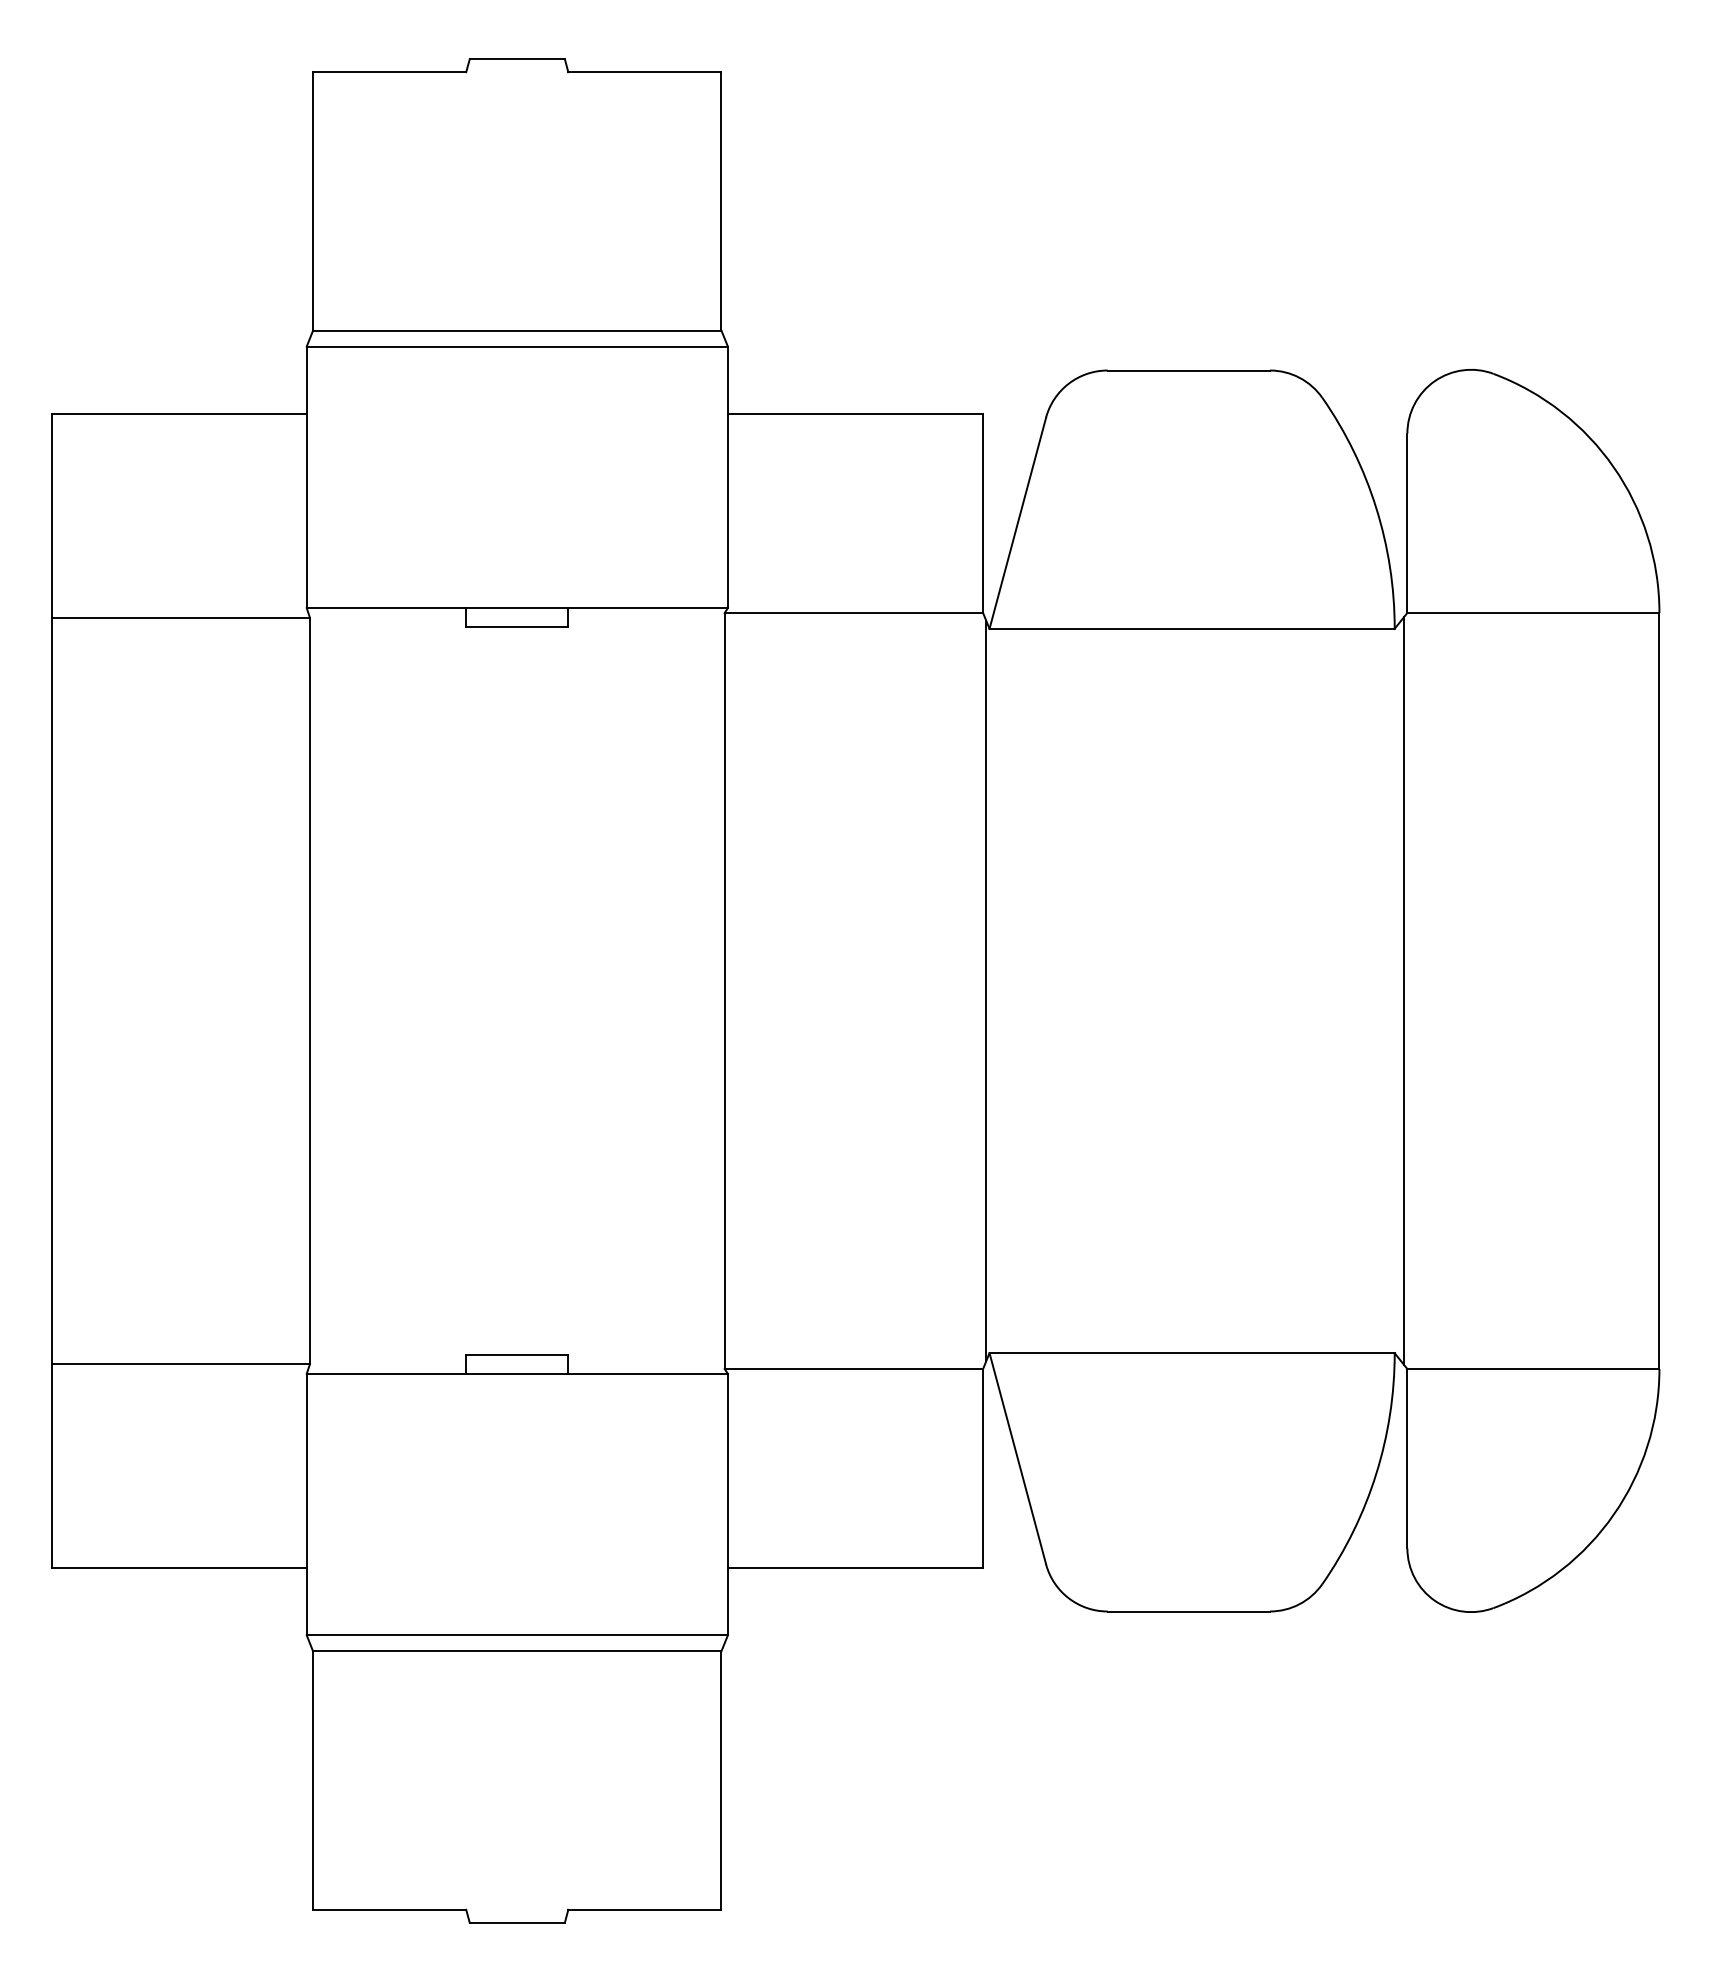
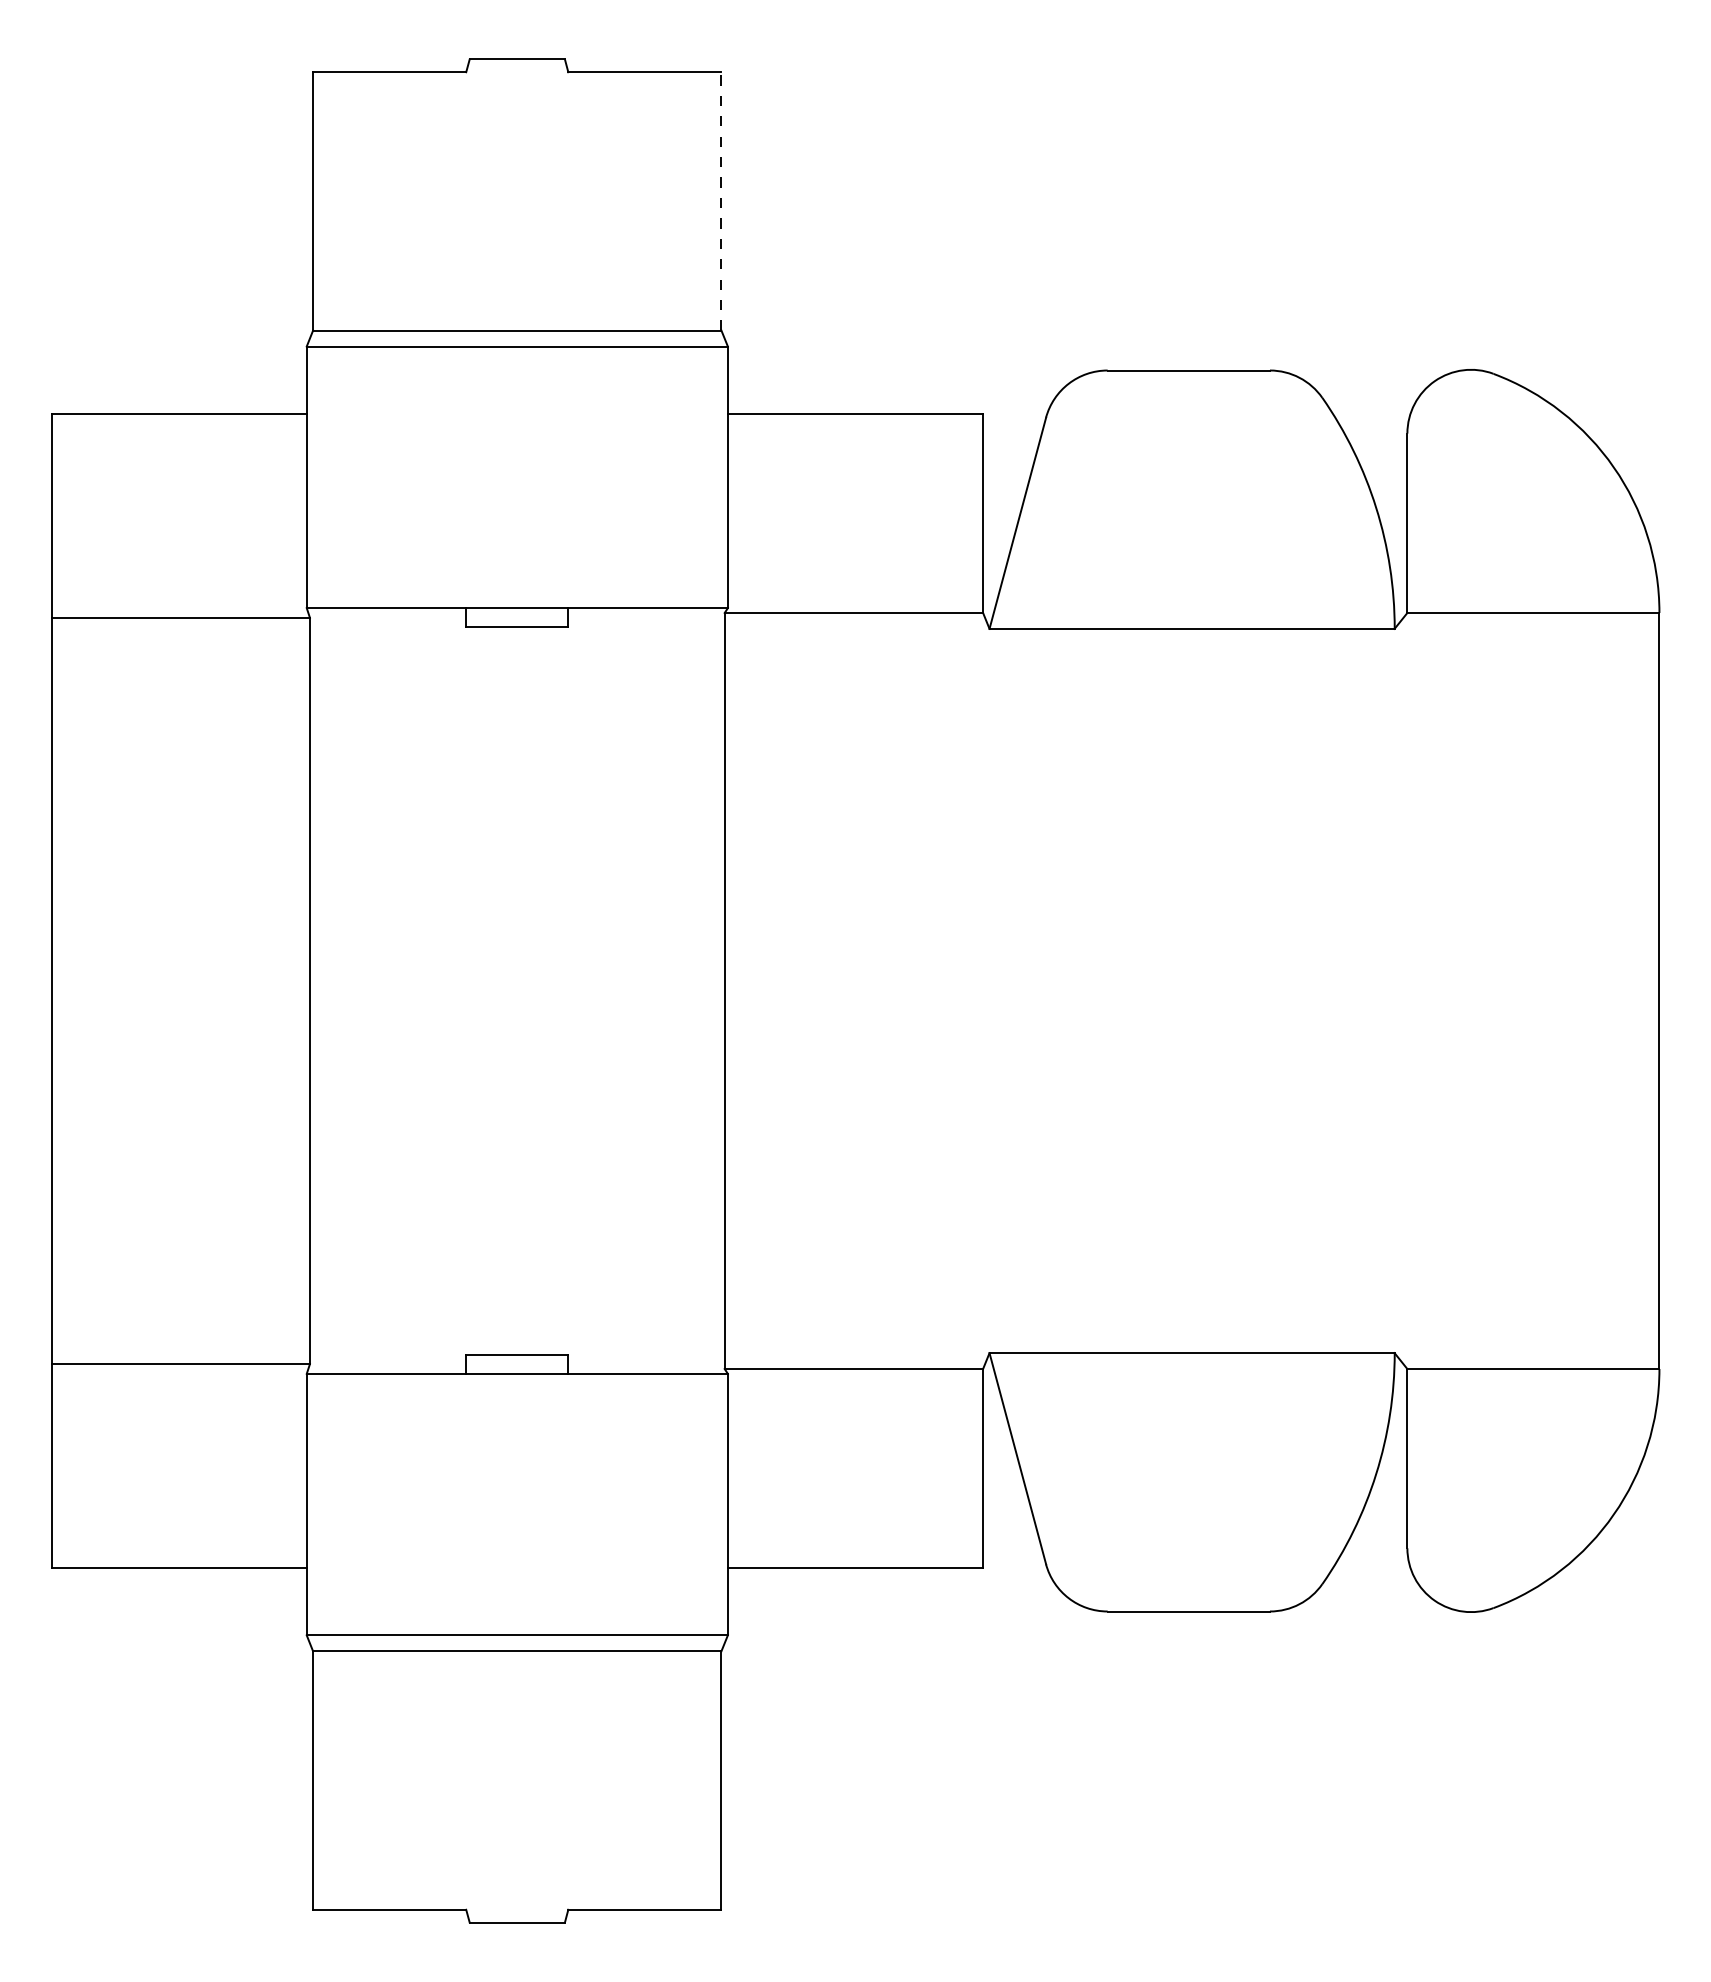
line: solid -> dashed (721, 200)
line: present -> none (986, 990)
line: present -> none (1404, 990)
